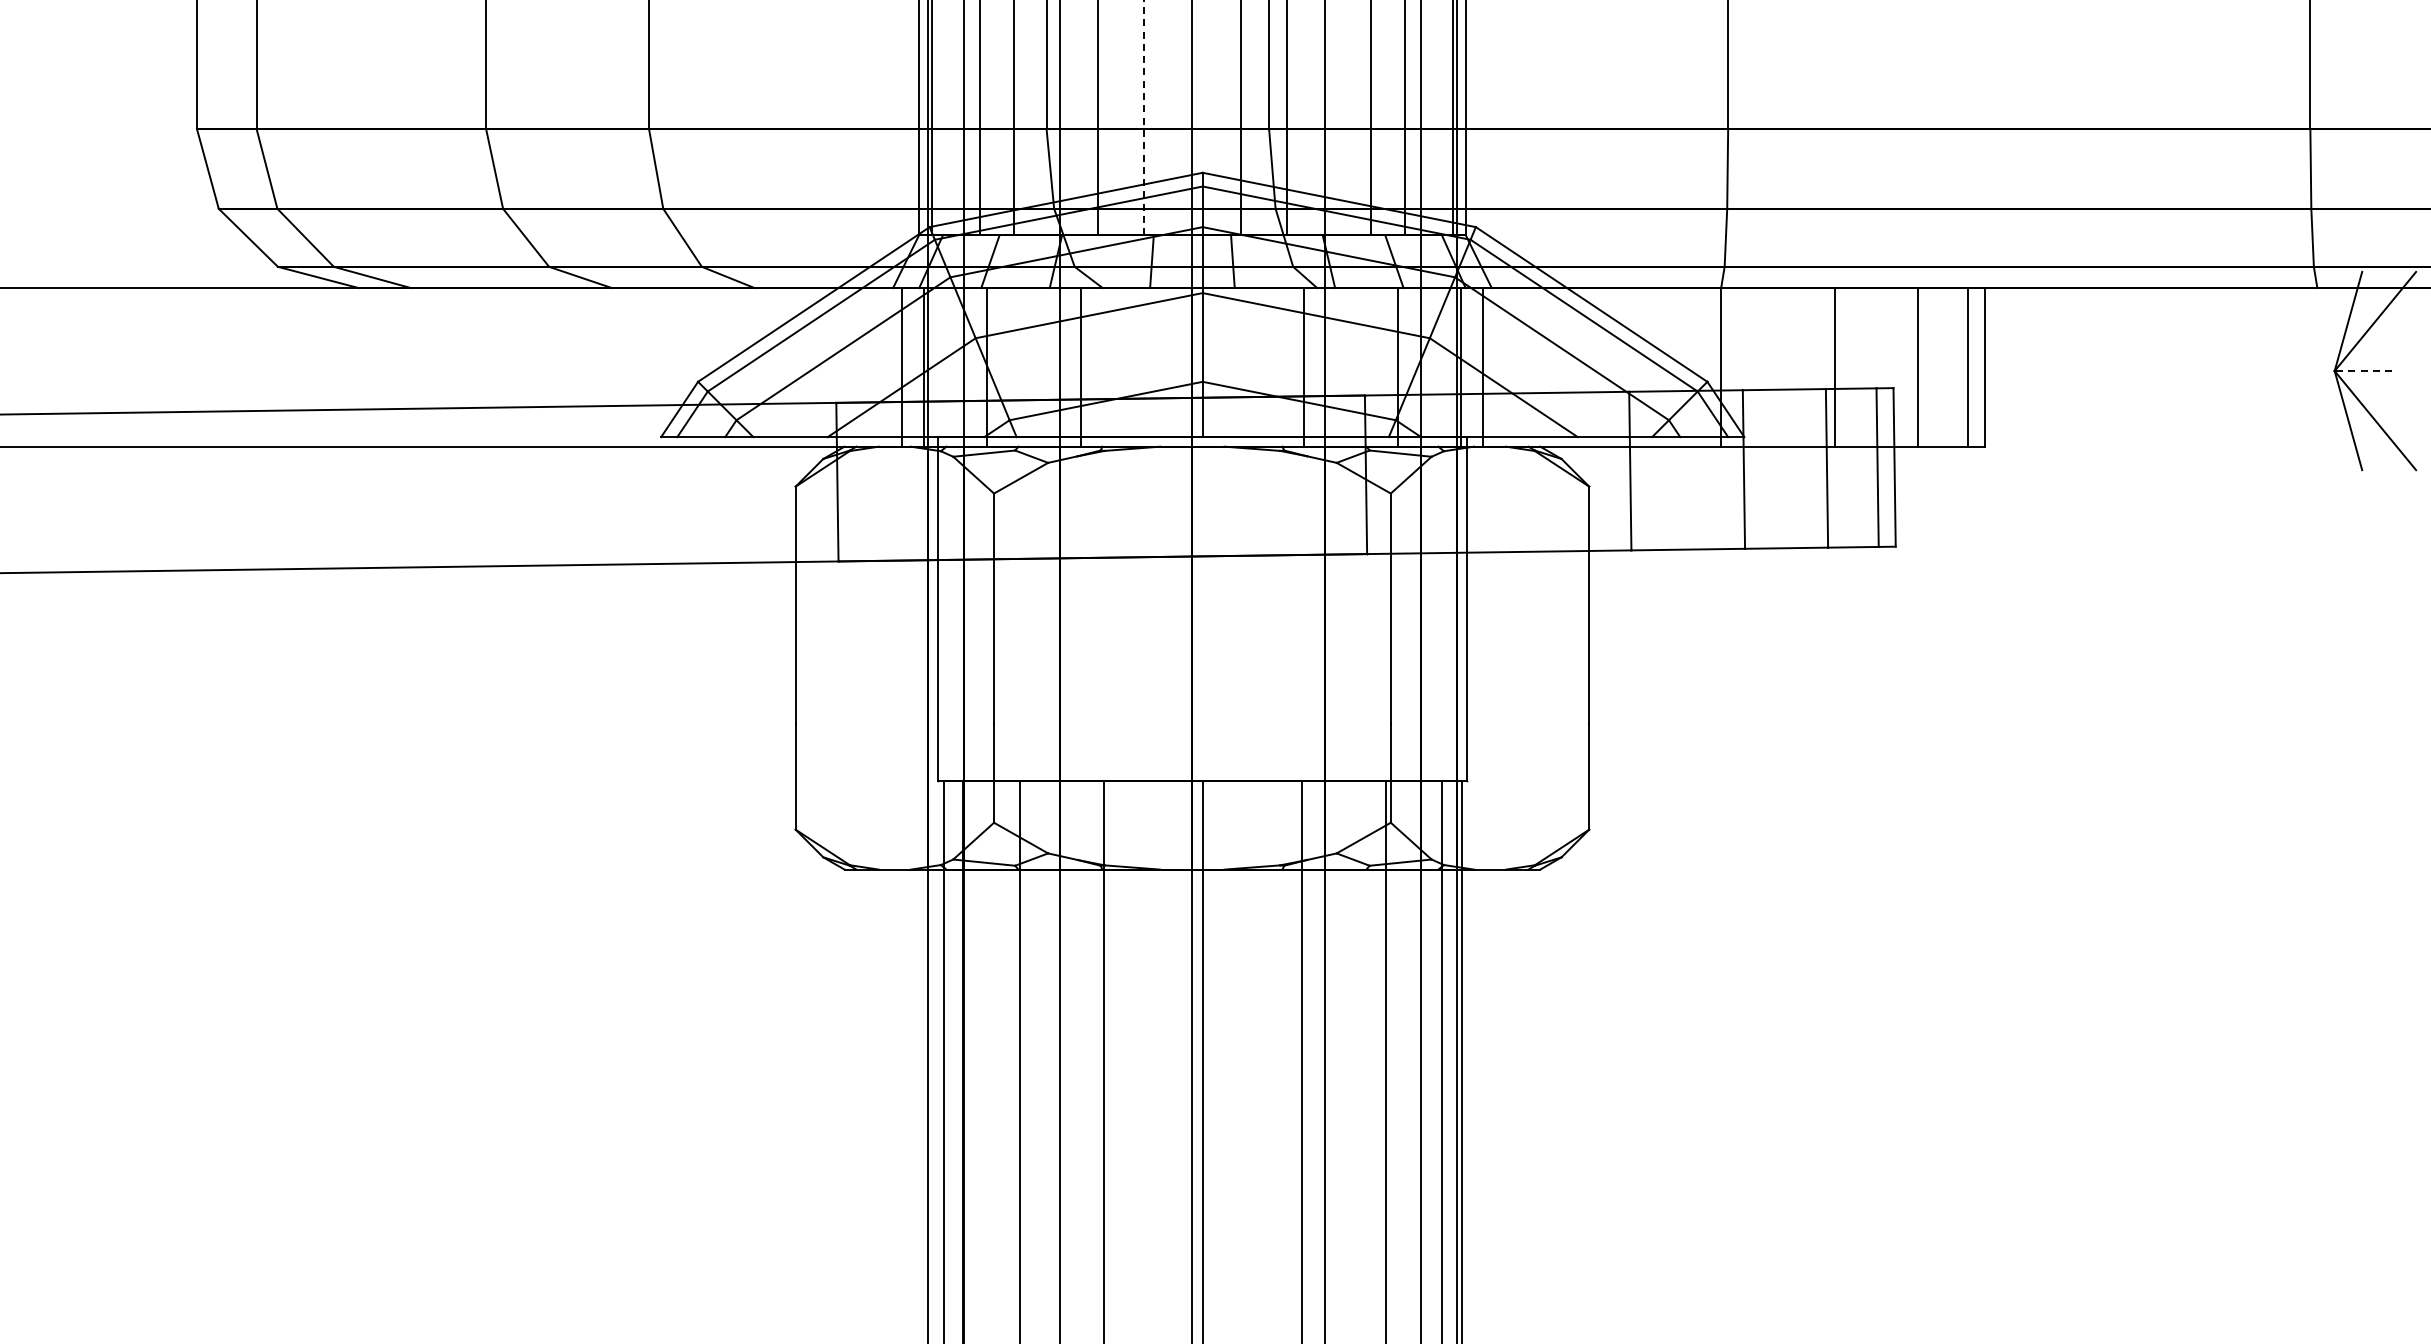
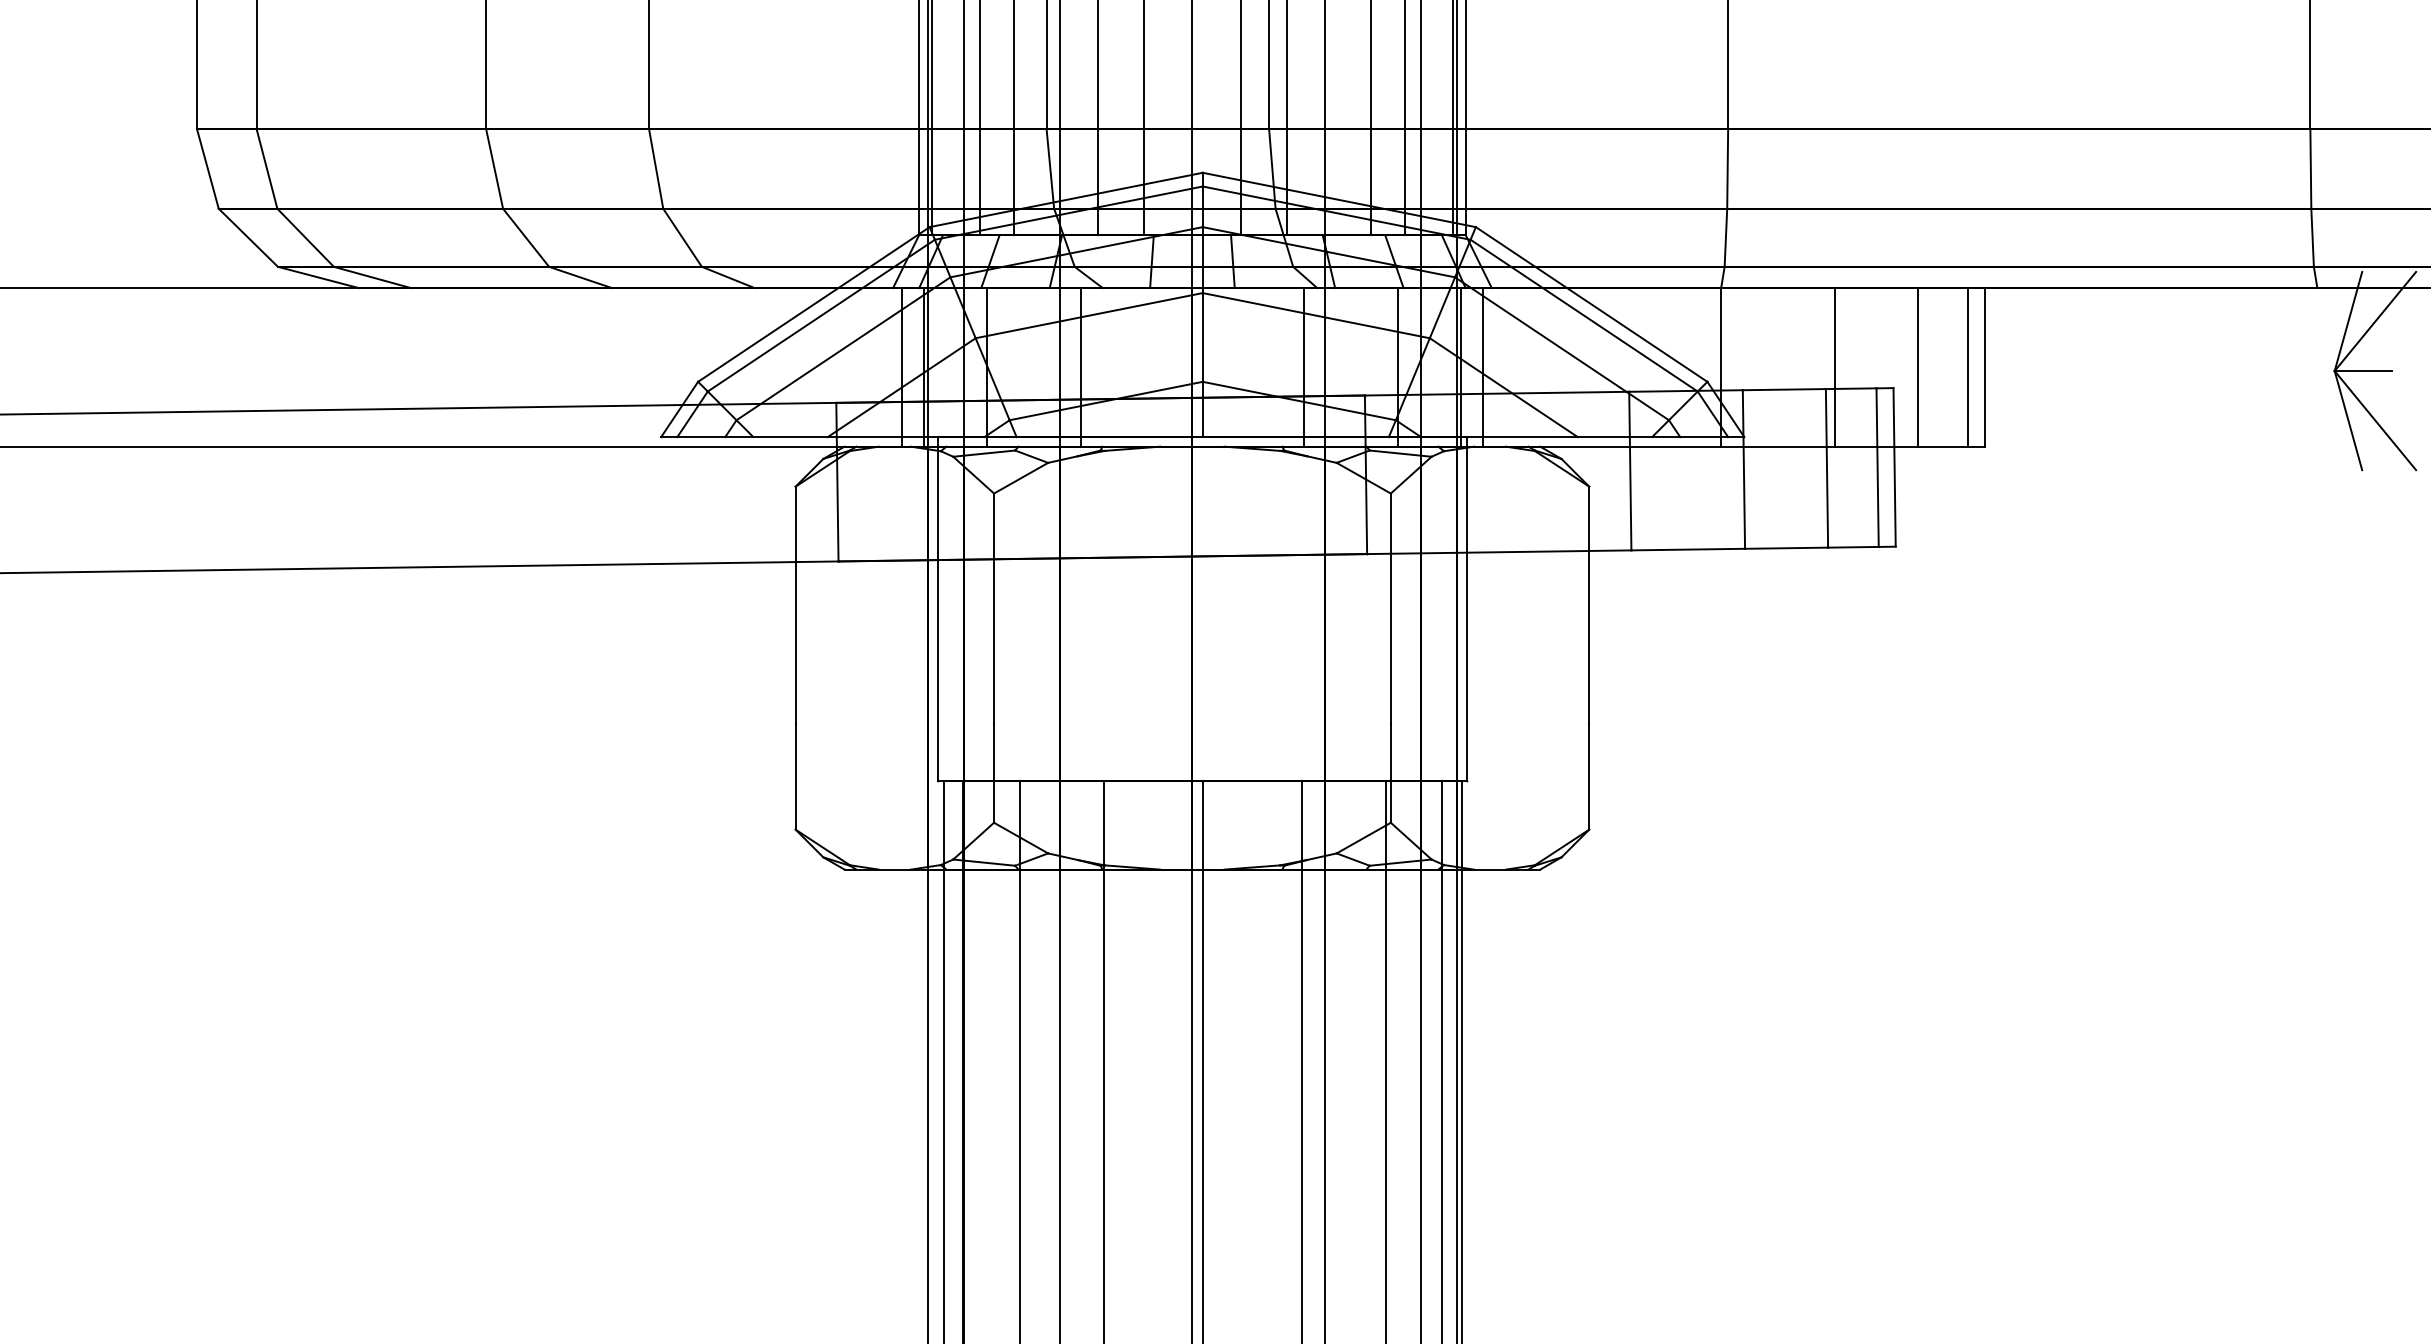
line: dashed -> solid (1144, 117)
line: dashed -> solid (2363, 371)
